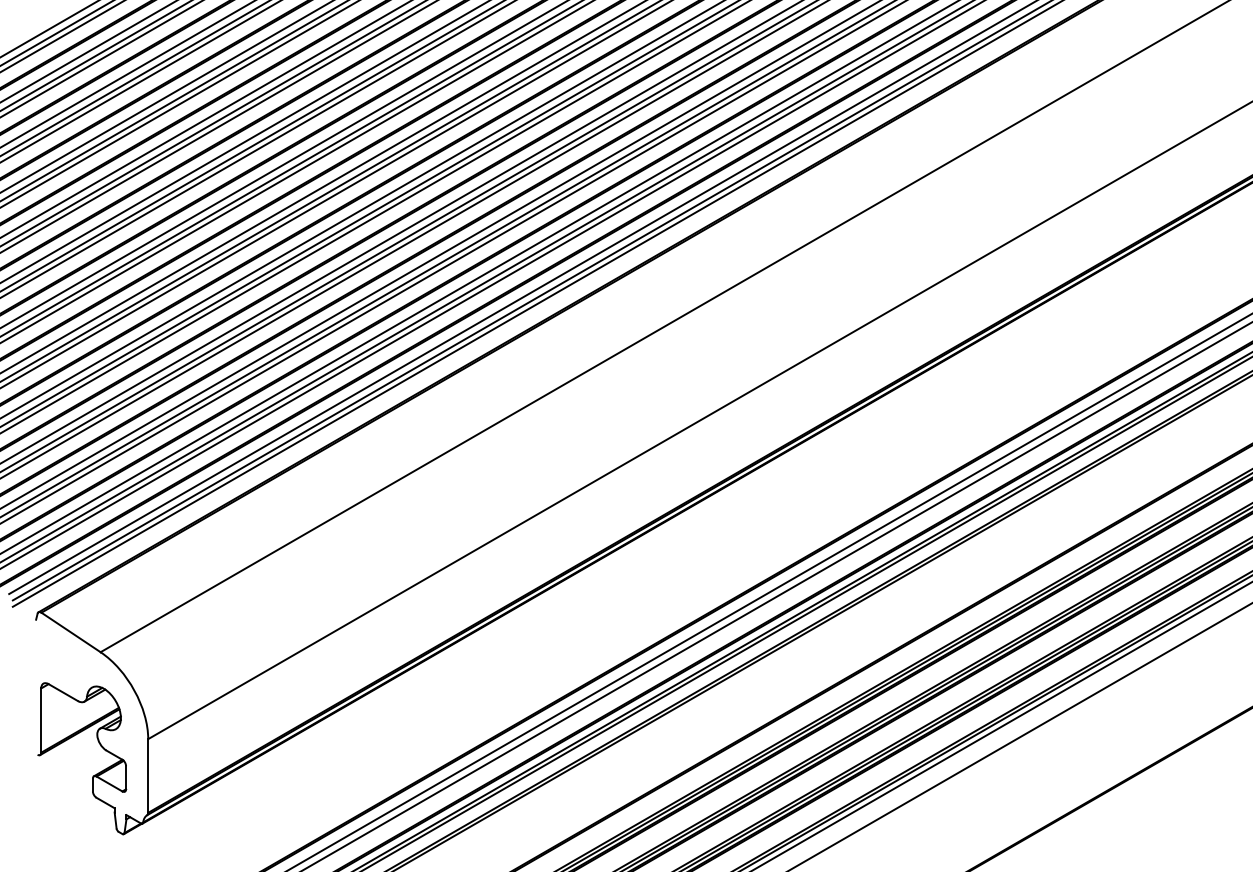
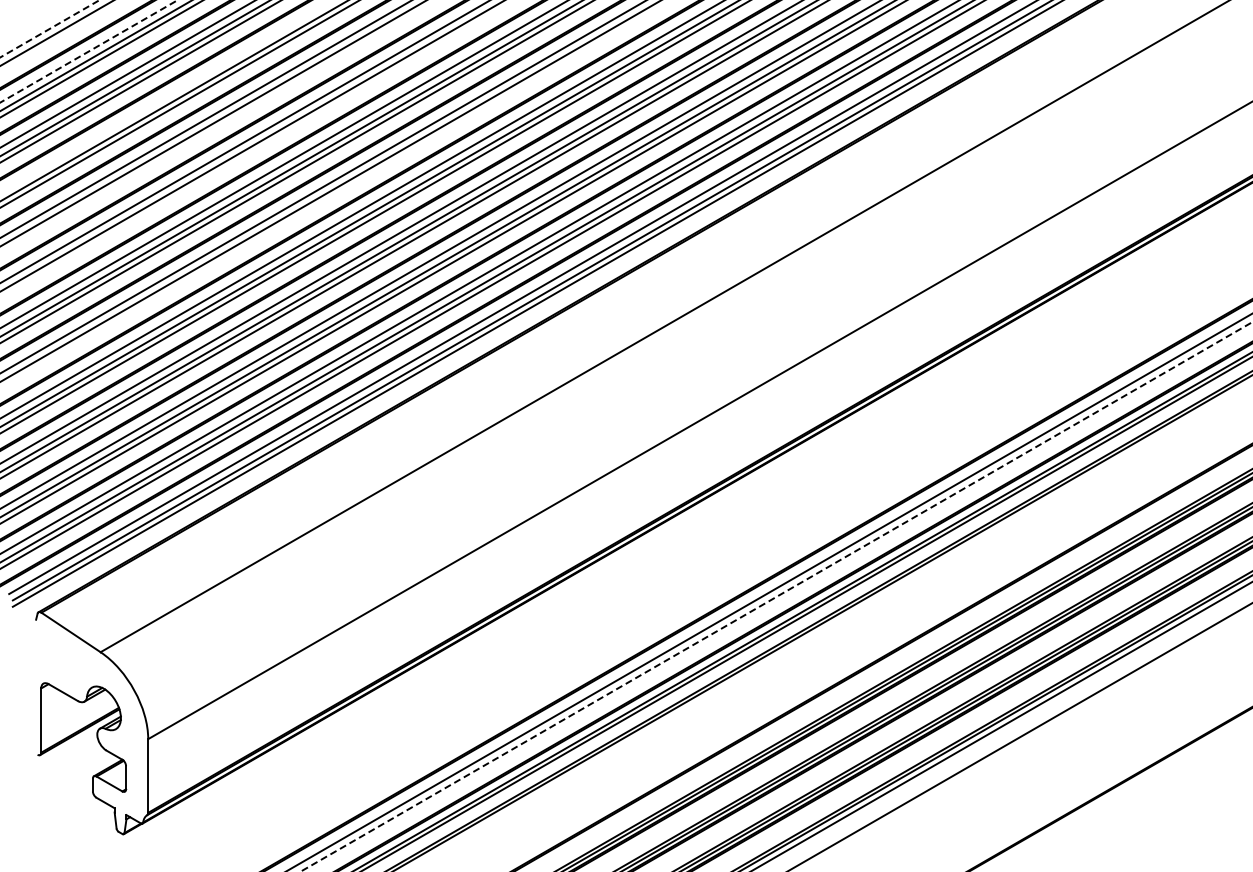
line: solid -> dashed (50, 28)
line: present -> none (61, 36)
line: solid -> dashed (89, 51)
line: present -> none (166, 96)
line: present -> none (218, 126)
line: present -> none (257, 149)
line: present -> none (335, 194)
line: solid -> dashed (776, 597)
